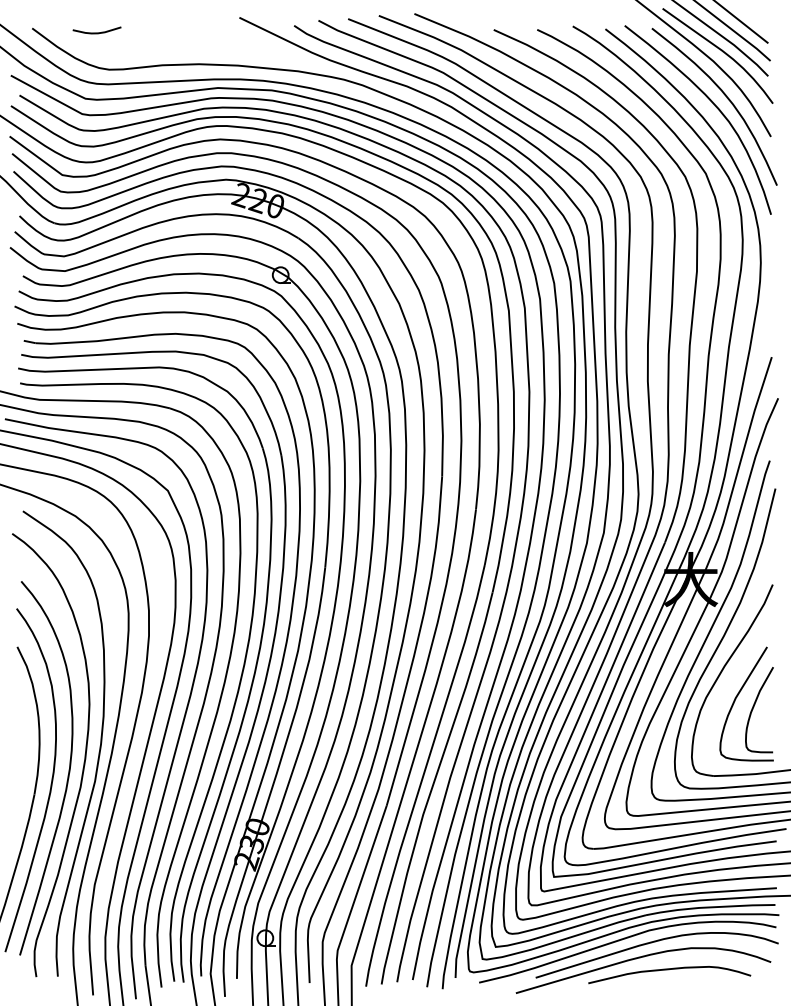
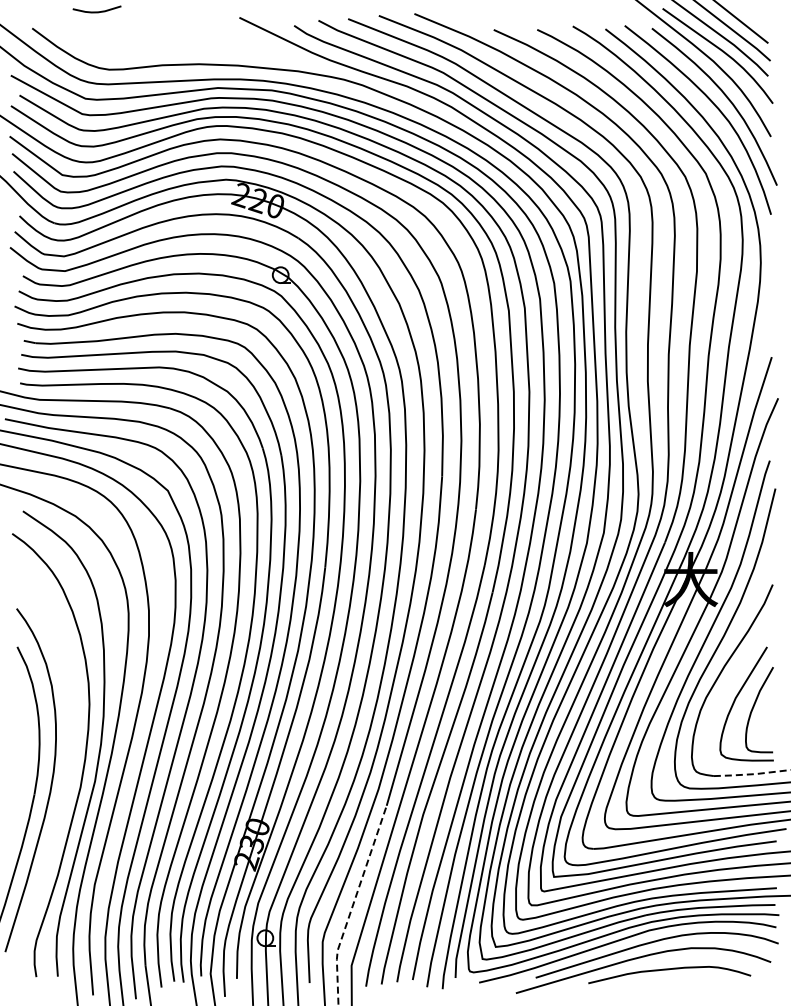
curve position: (96, 32) -> (96, 11) (96, 11)
curve: present -> none (68, 769)
line: solid -> dashed (752, 774)
line: solid -> dashed (353, 905)
